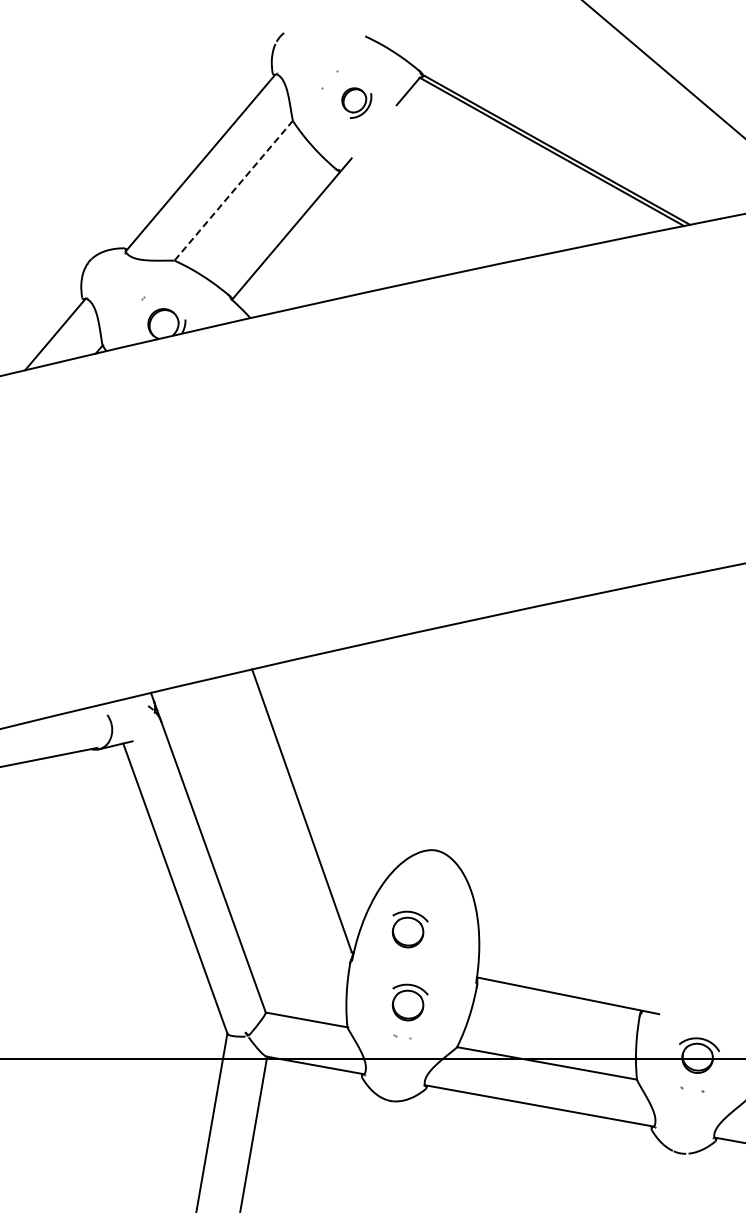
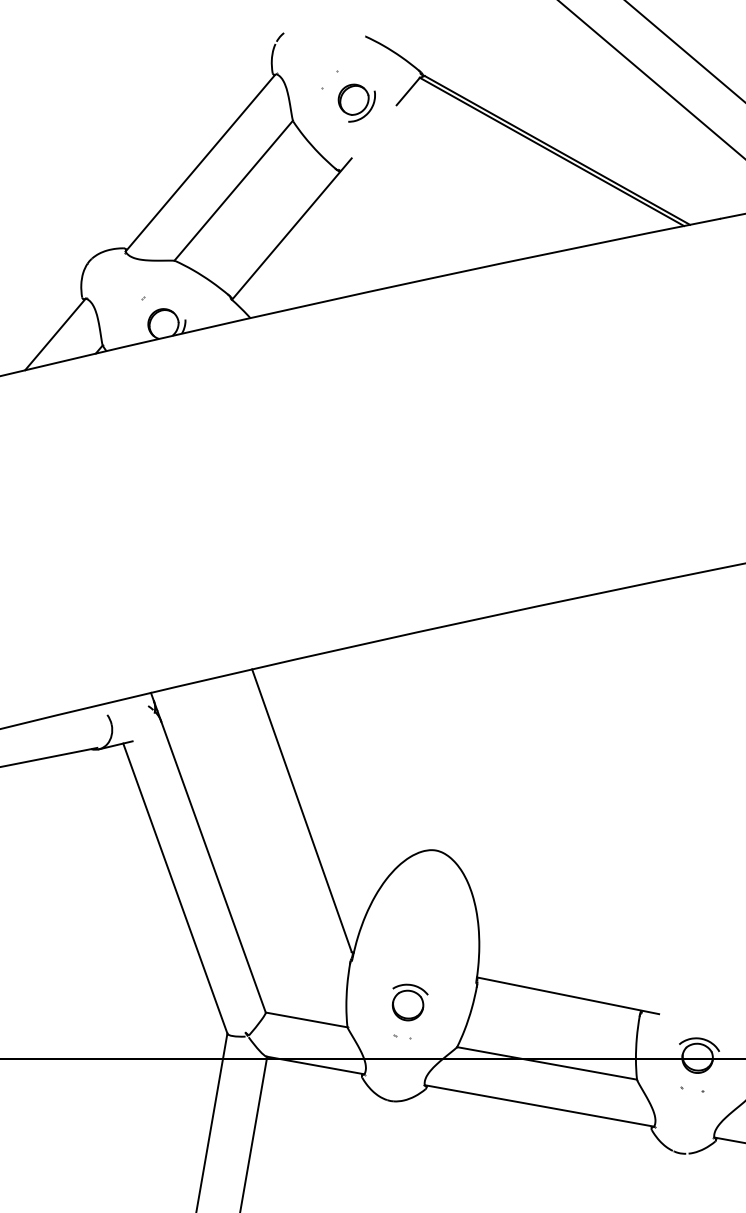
line: none -> present (684, 51)
line position: (663, 69) -> (651, 79) (651, 79)
part size: 32x32 px -> 39x40 px (356, 102)
line: dashed -> solid (233, 190)
part: present -> none (409, 929)
